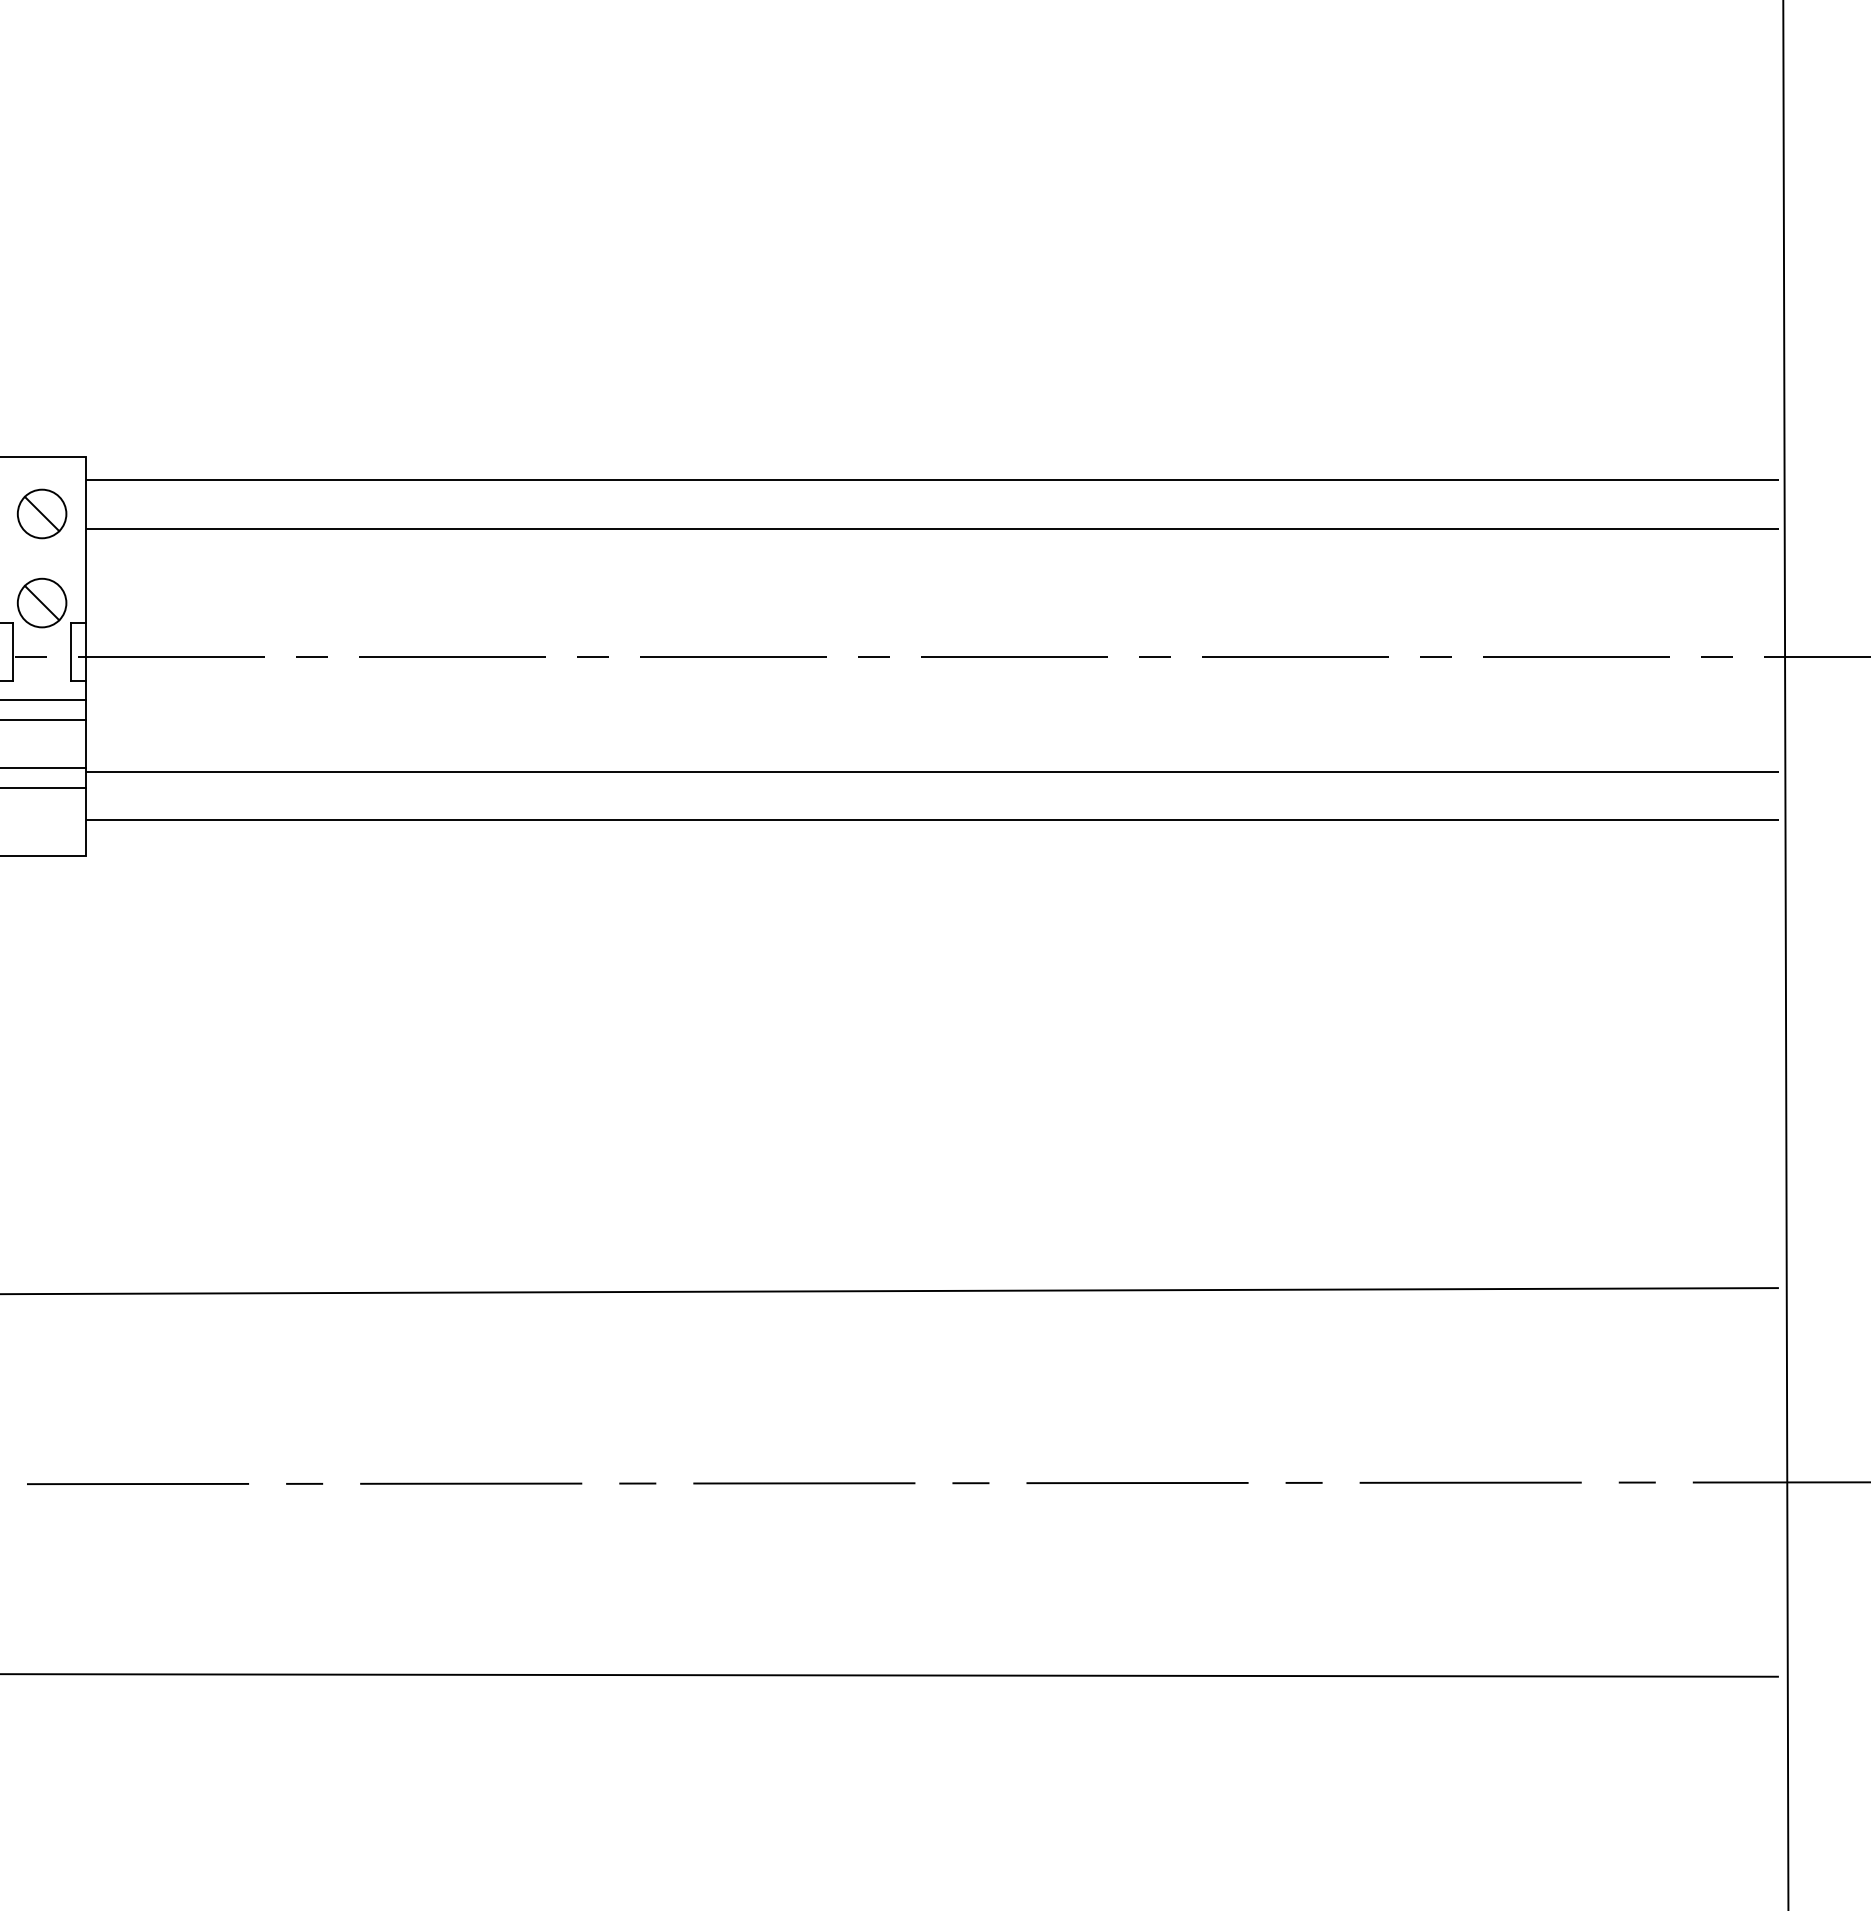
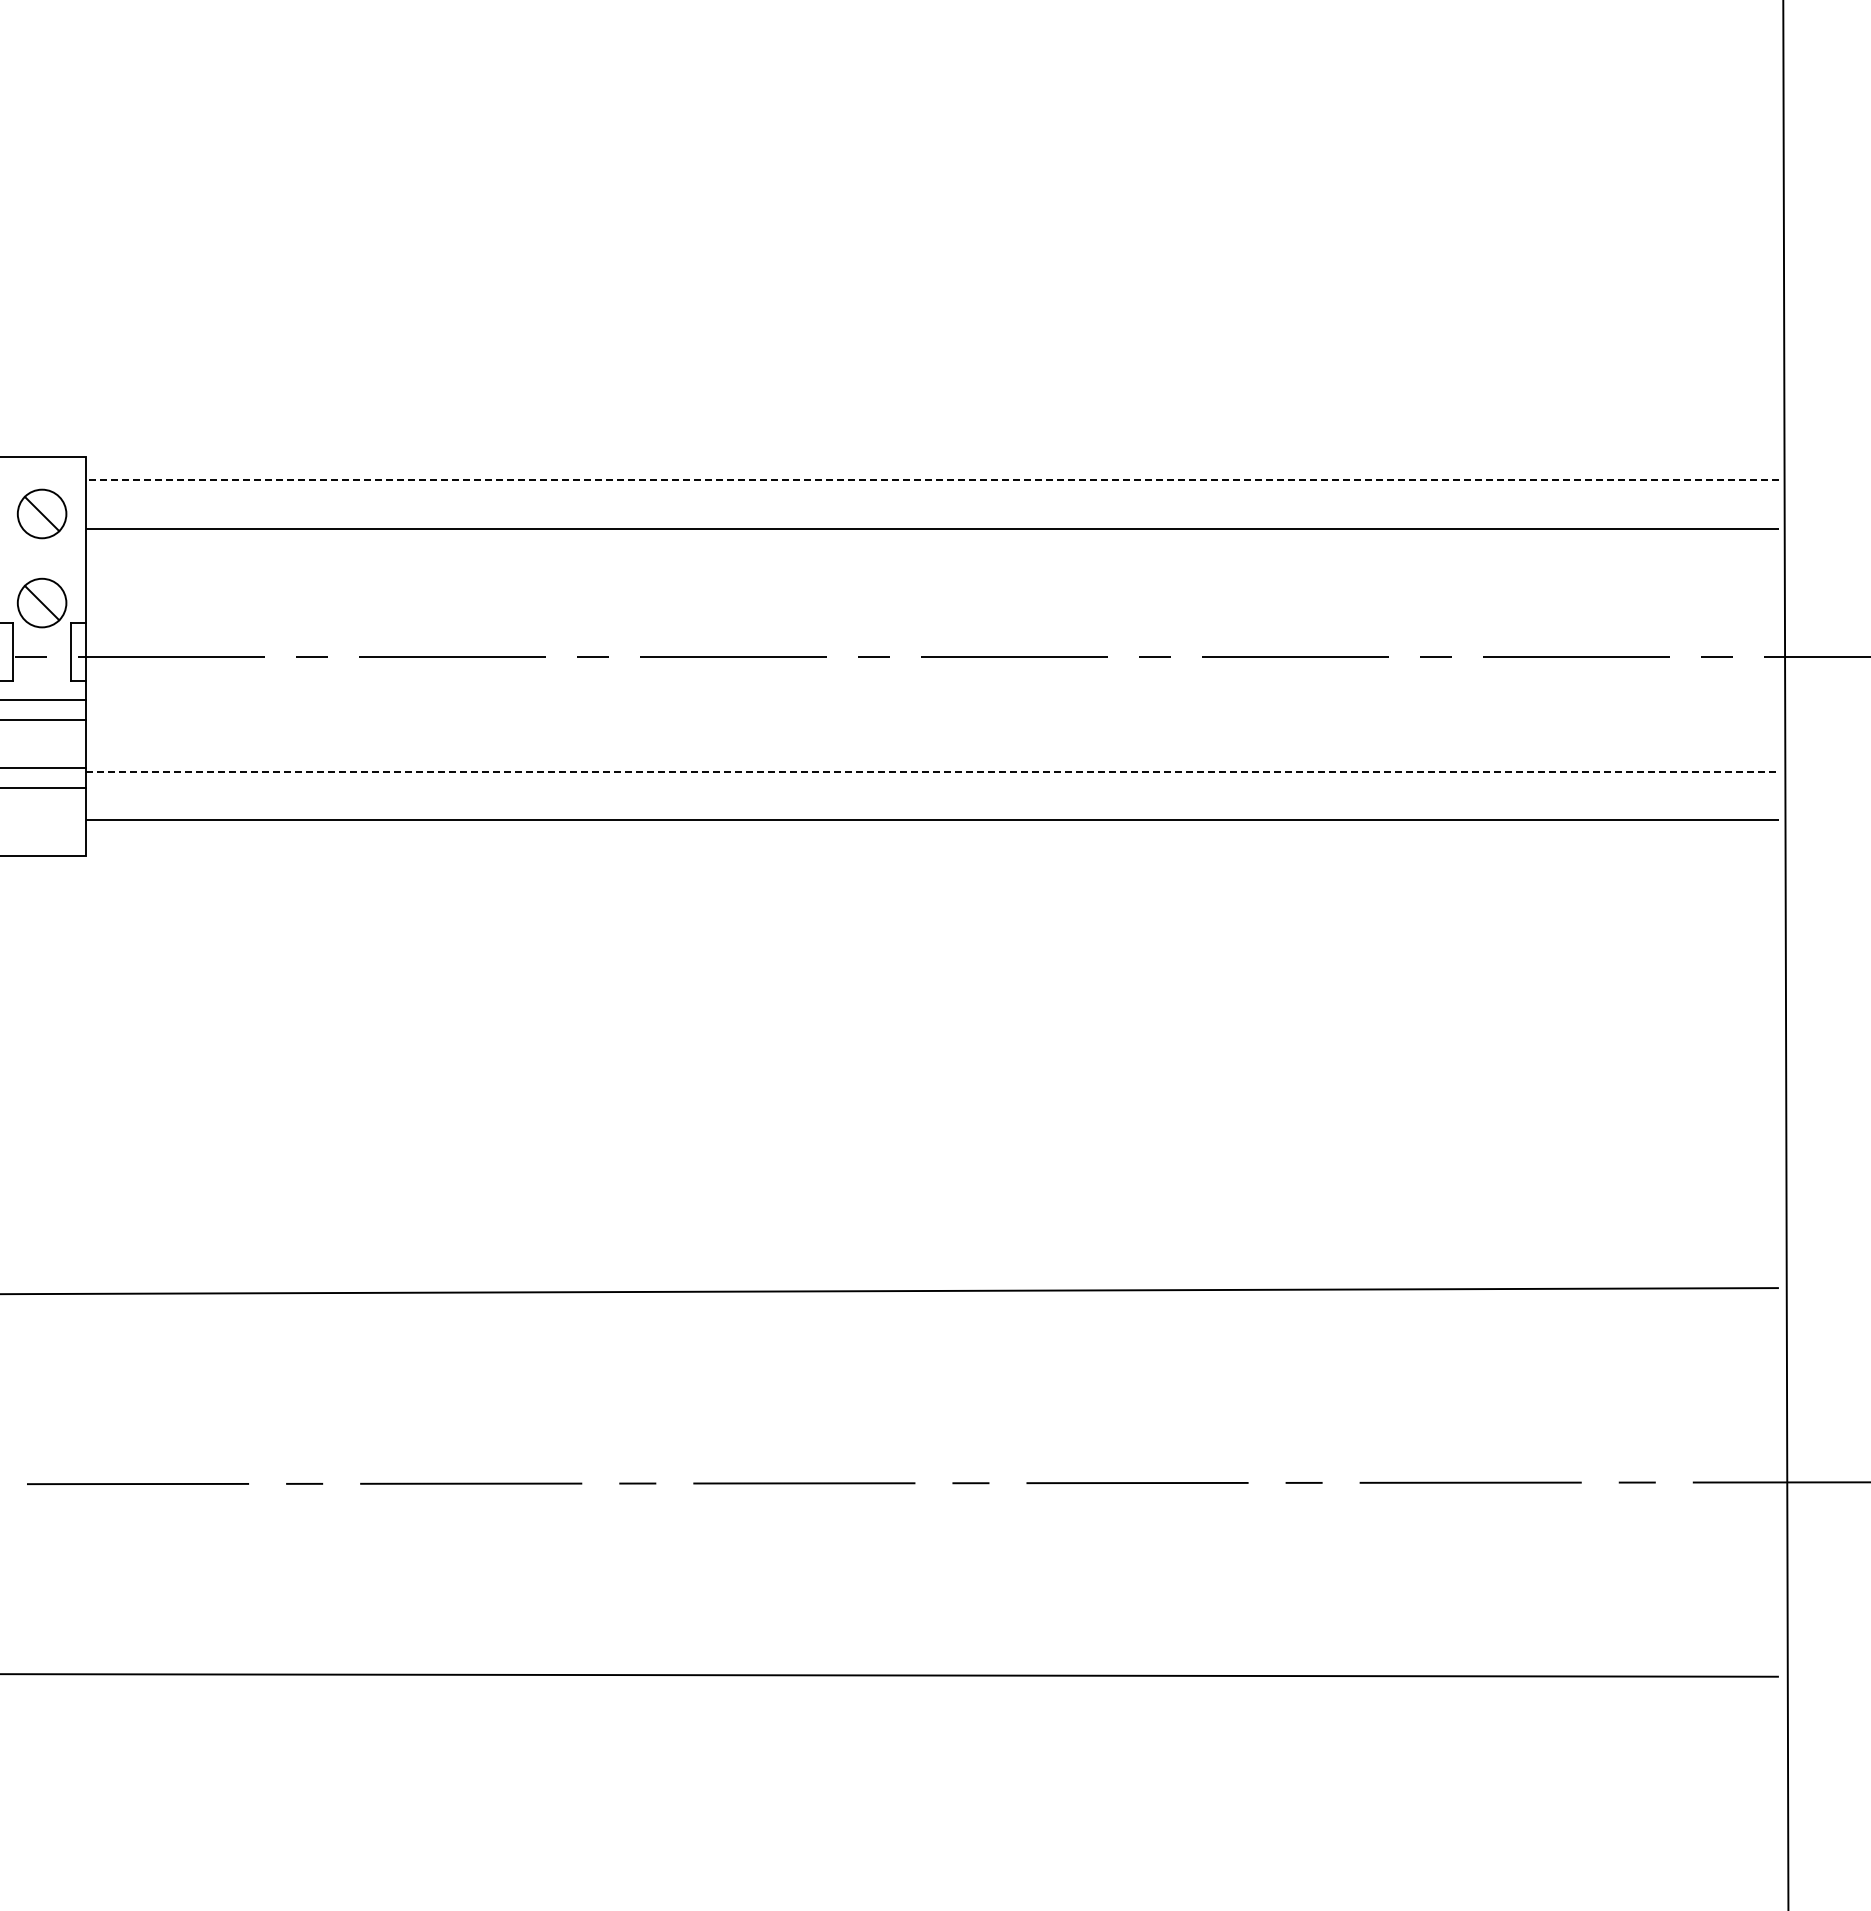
line: solid -> dashed (931, 480)
line: solid -> dashed (932, 771)
